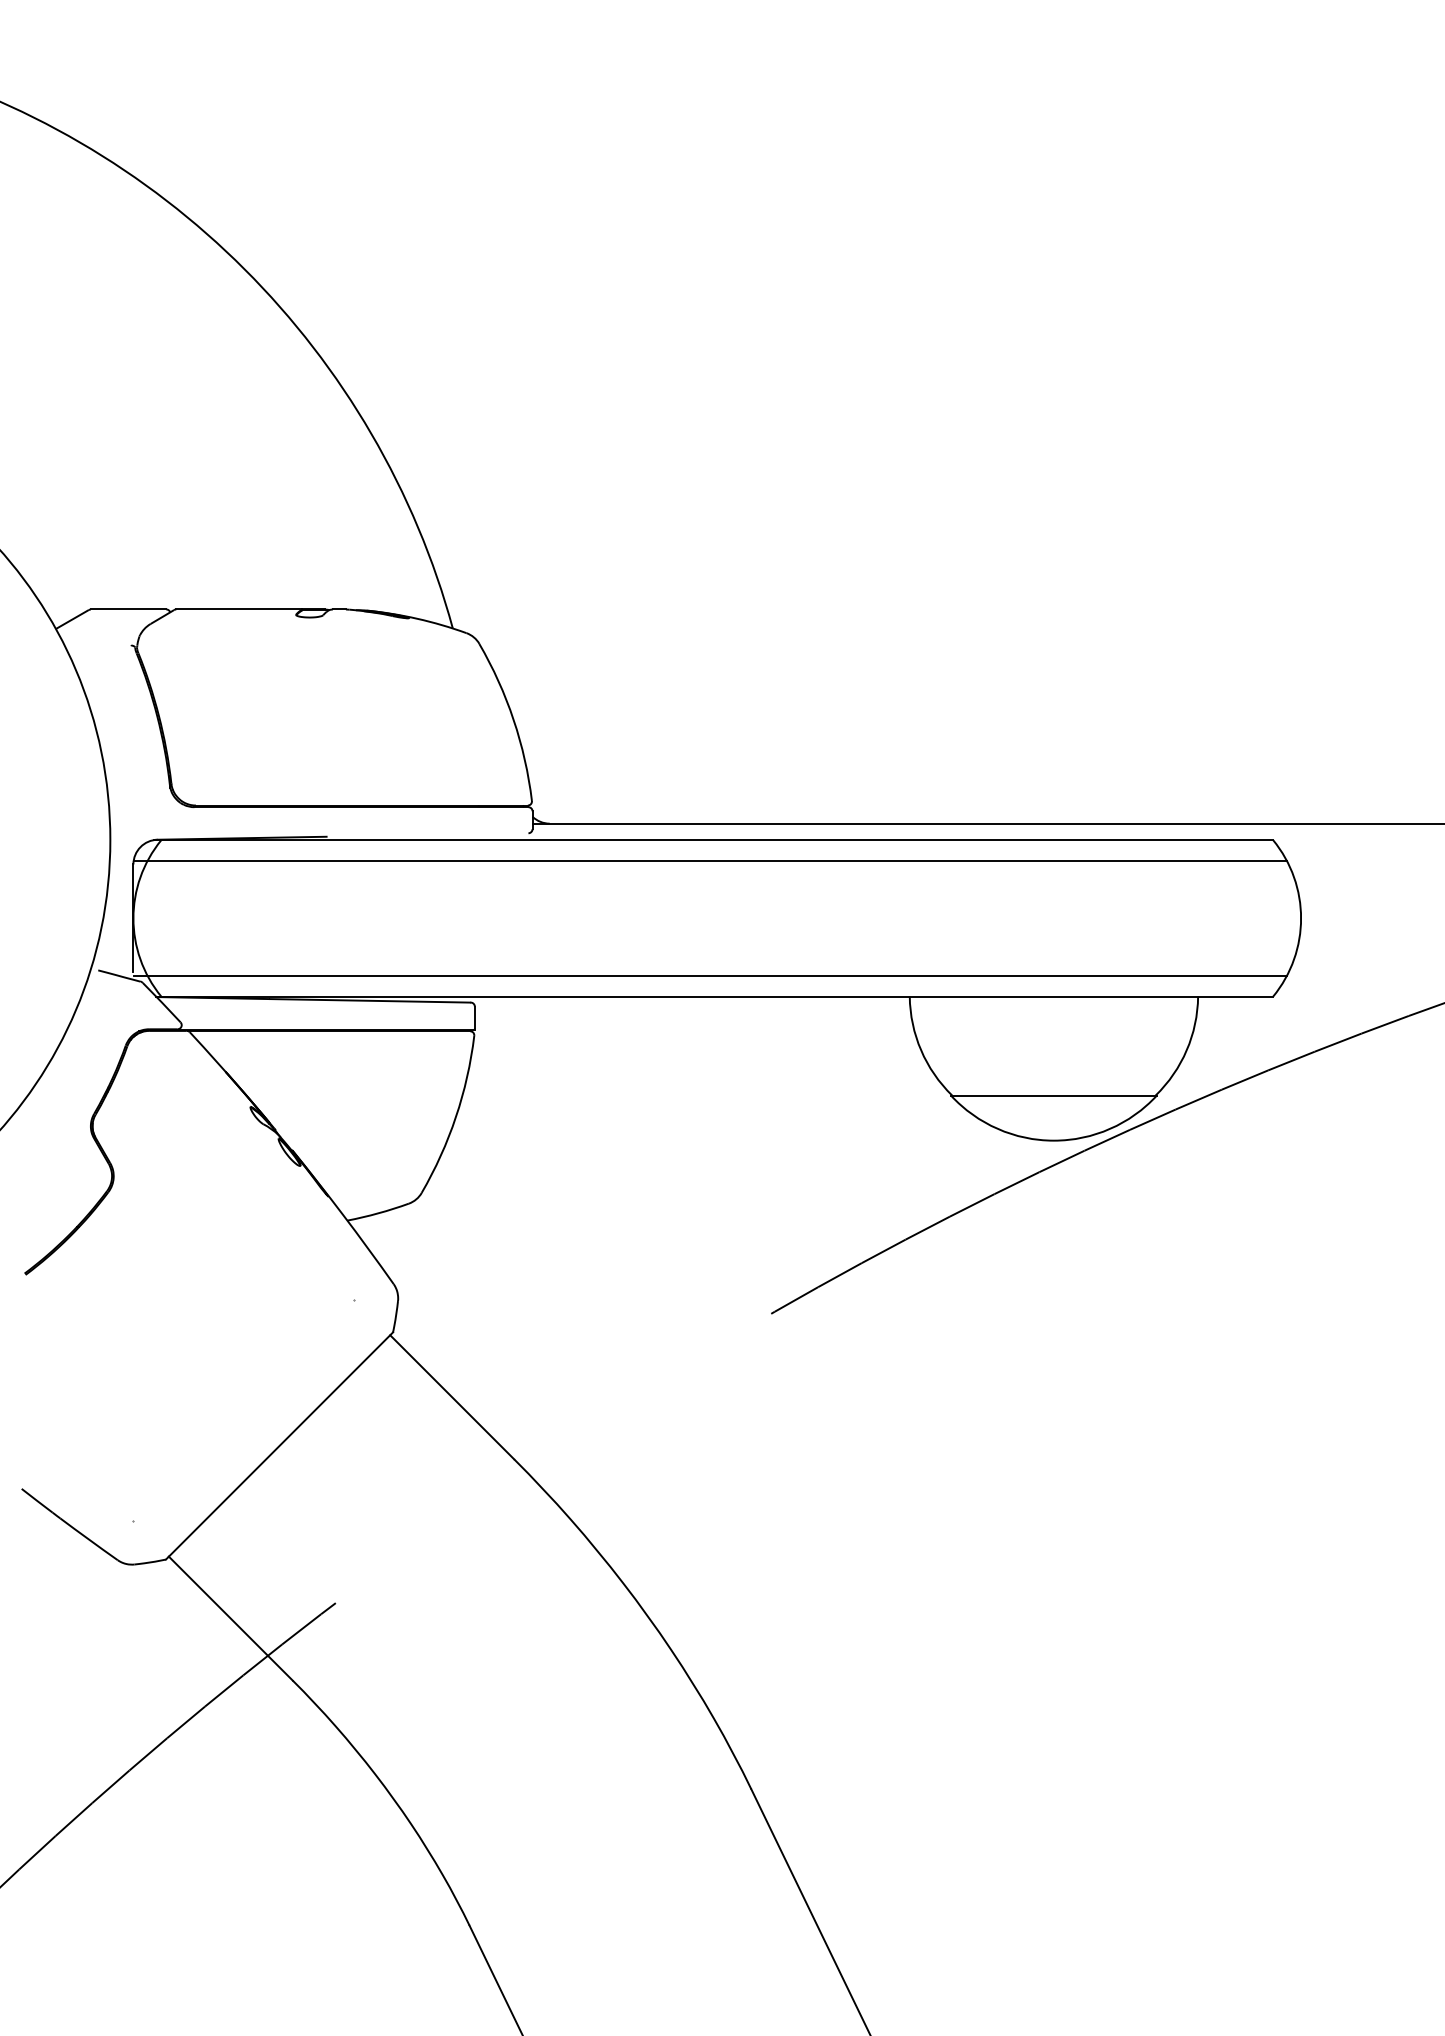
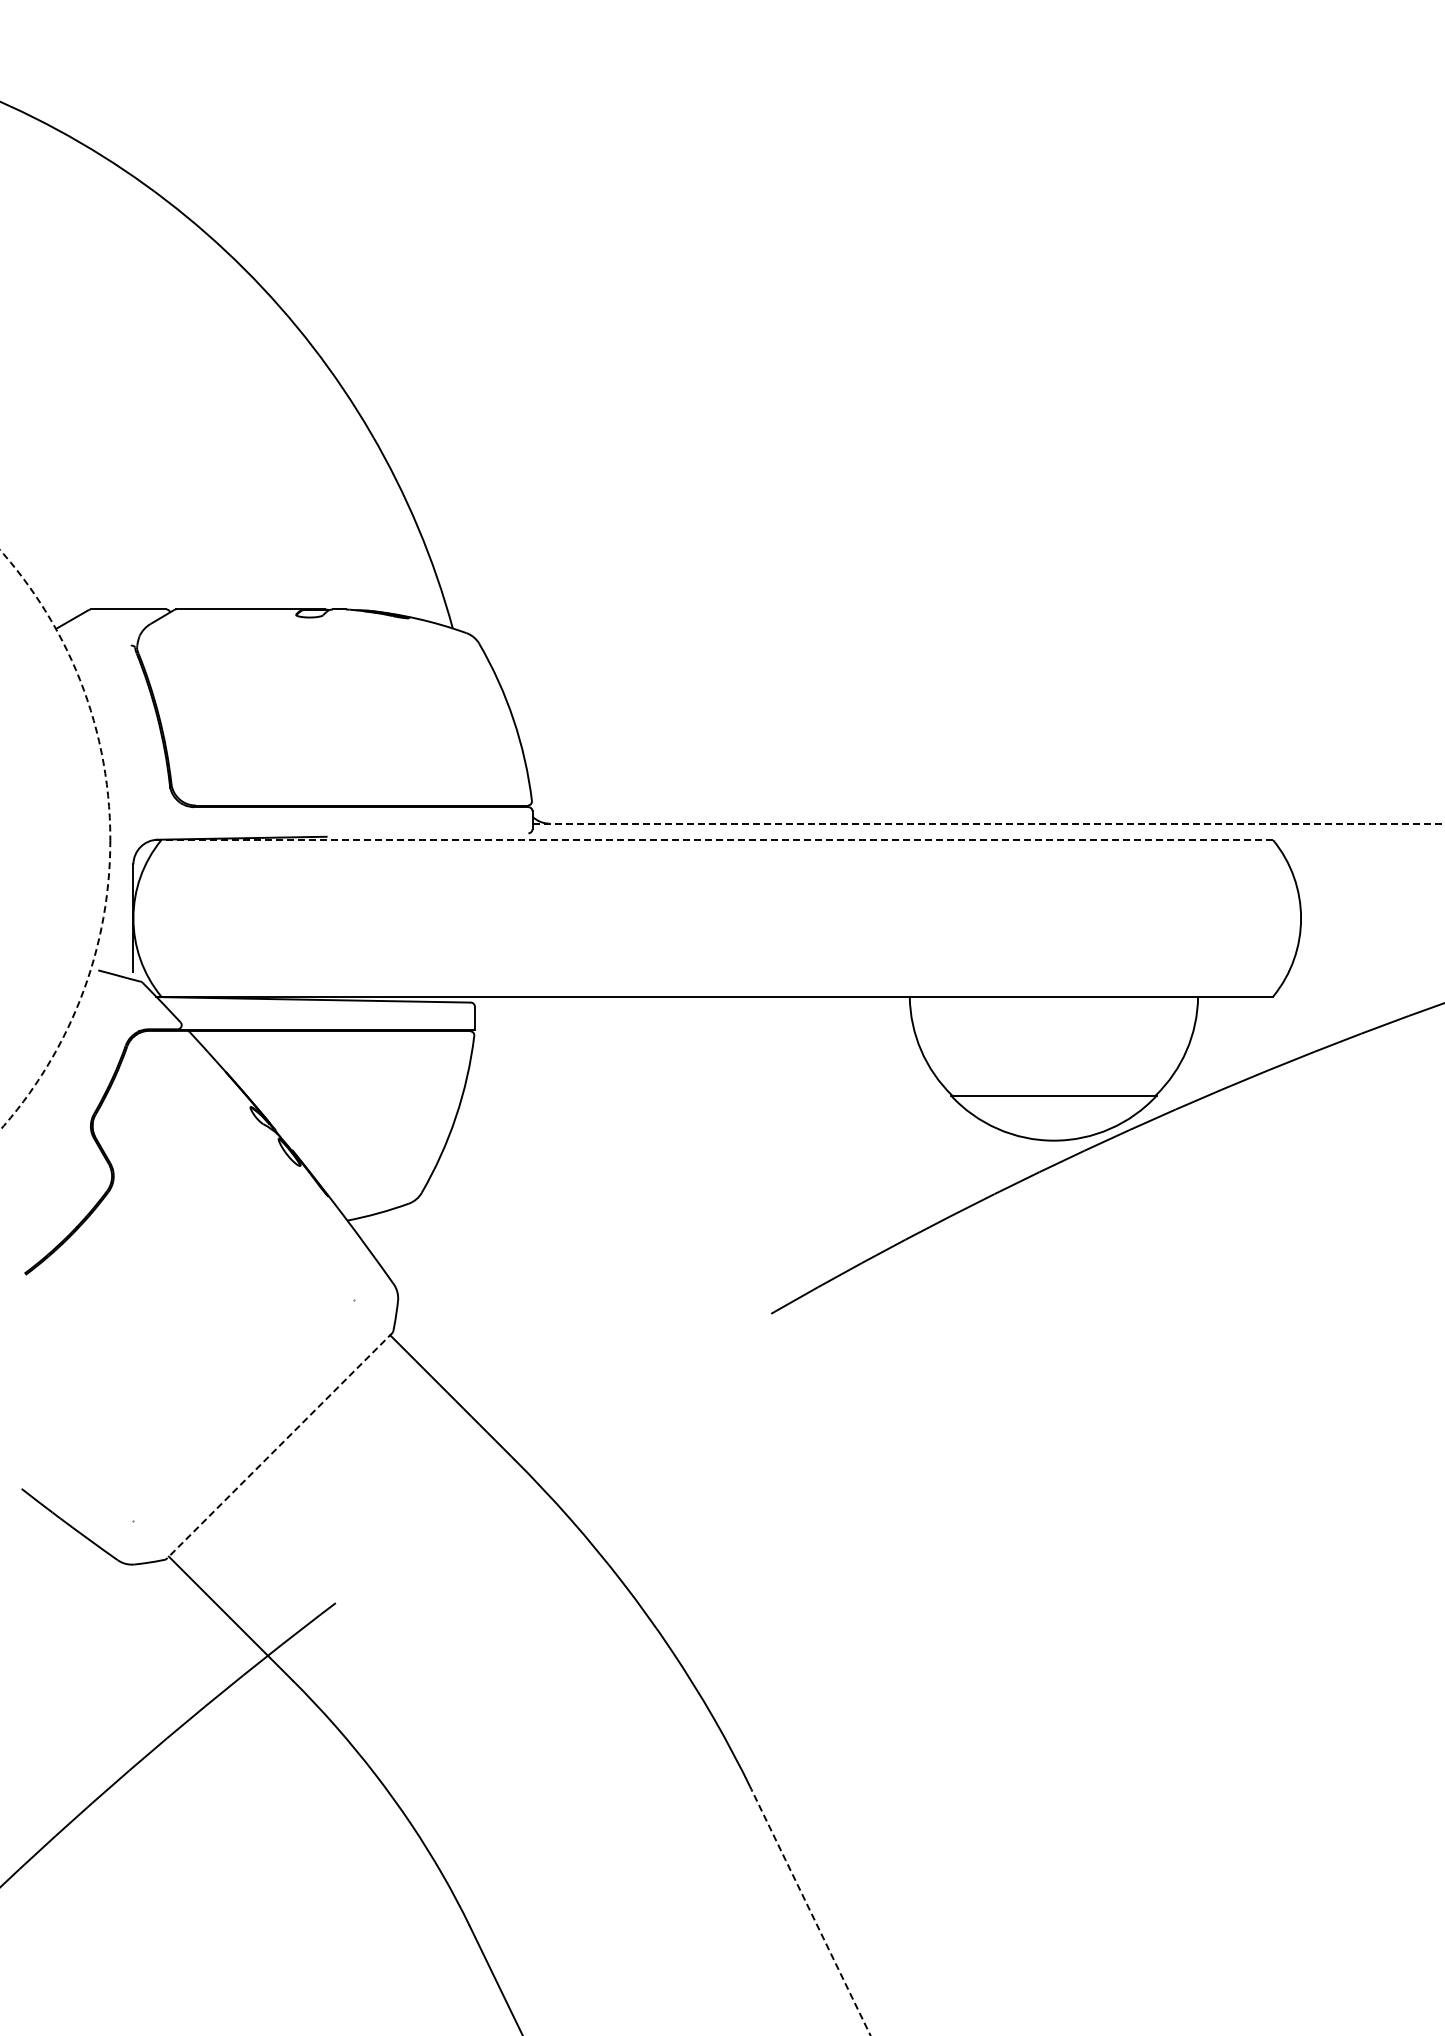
line: solid -> dashed (988, 823)
circle: solid -> dashed (55, 839)
line: solid -> dashed (713, 840)
line: present -> none (709, 860)
line: present -> none (709, 976)
line: solid -> dashed (279, 1445)
line: solid -> dashed (811, 1912)
